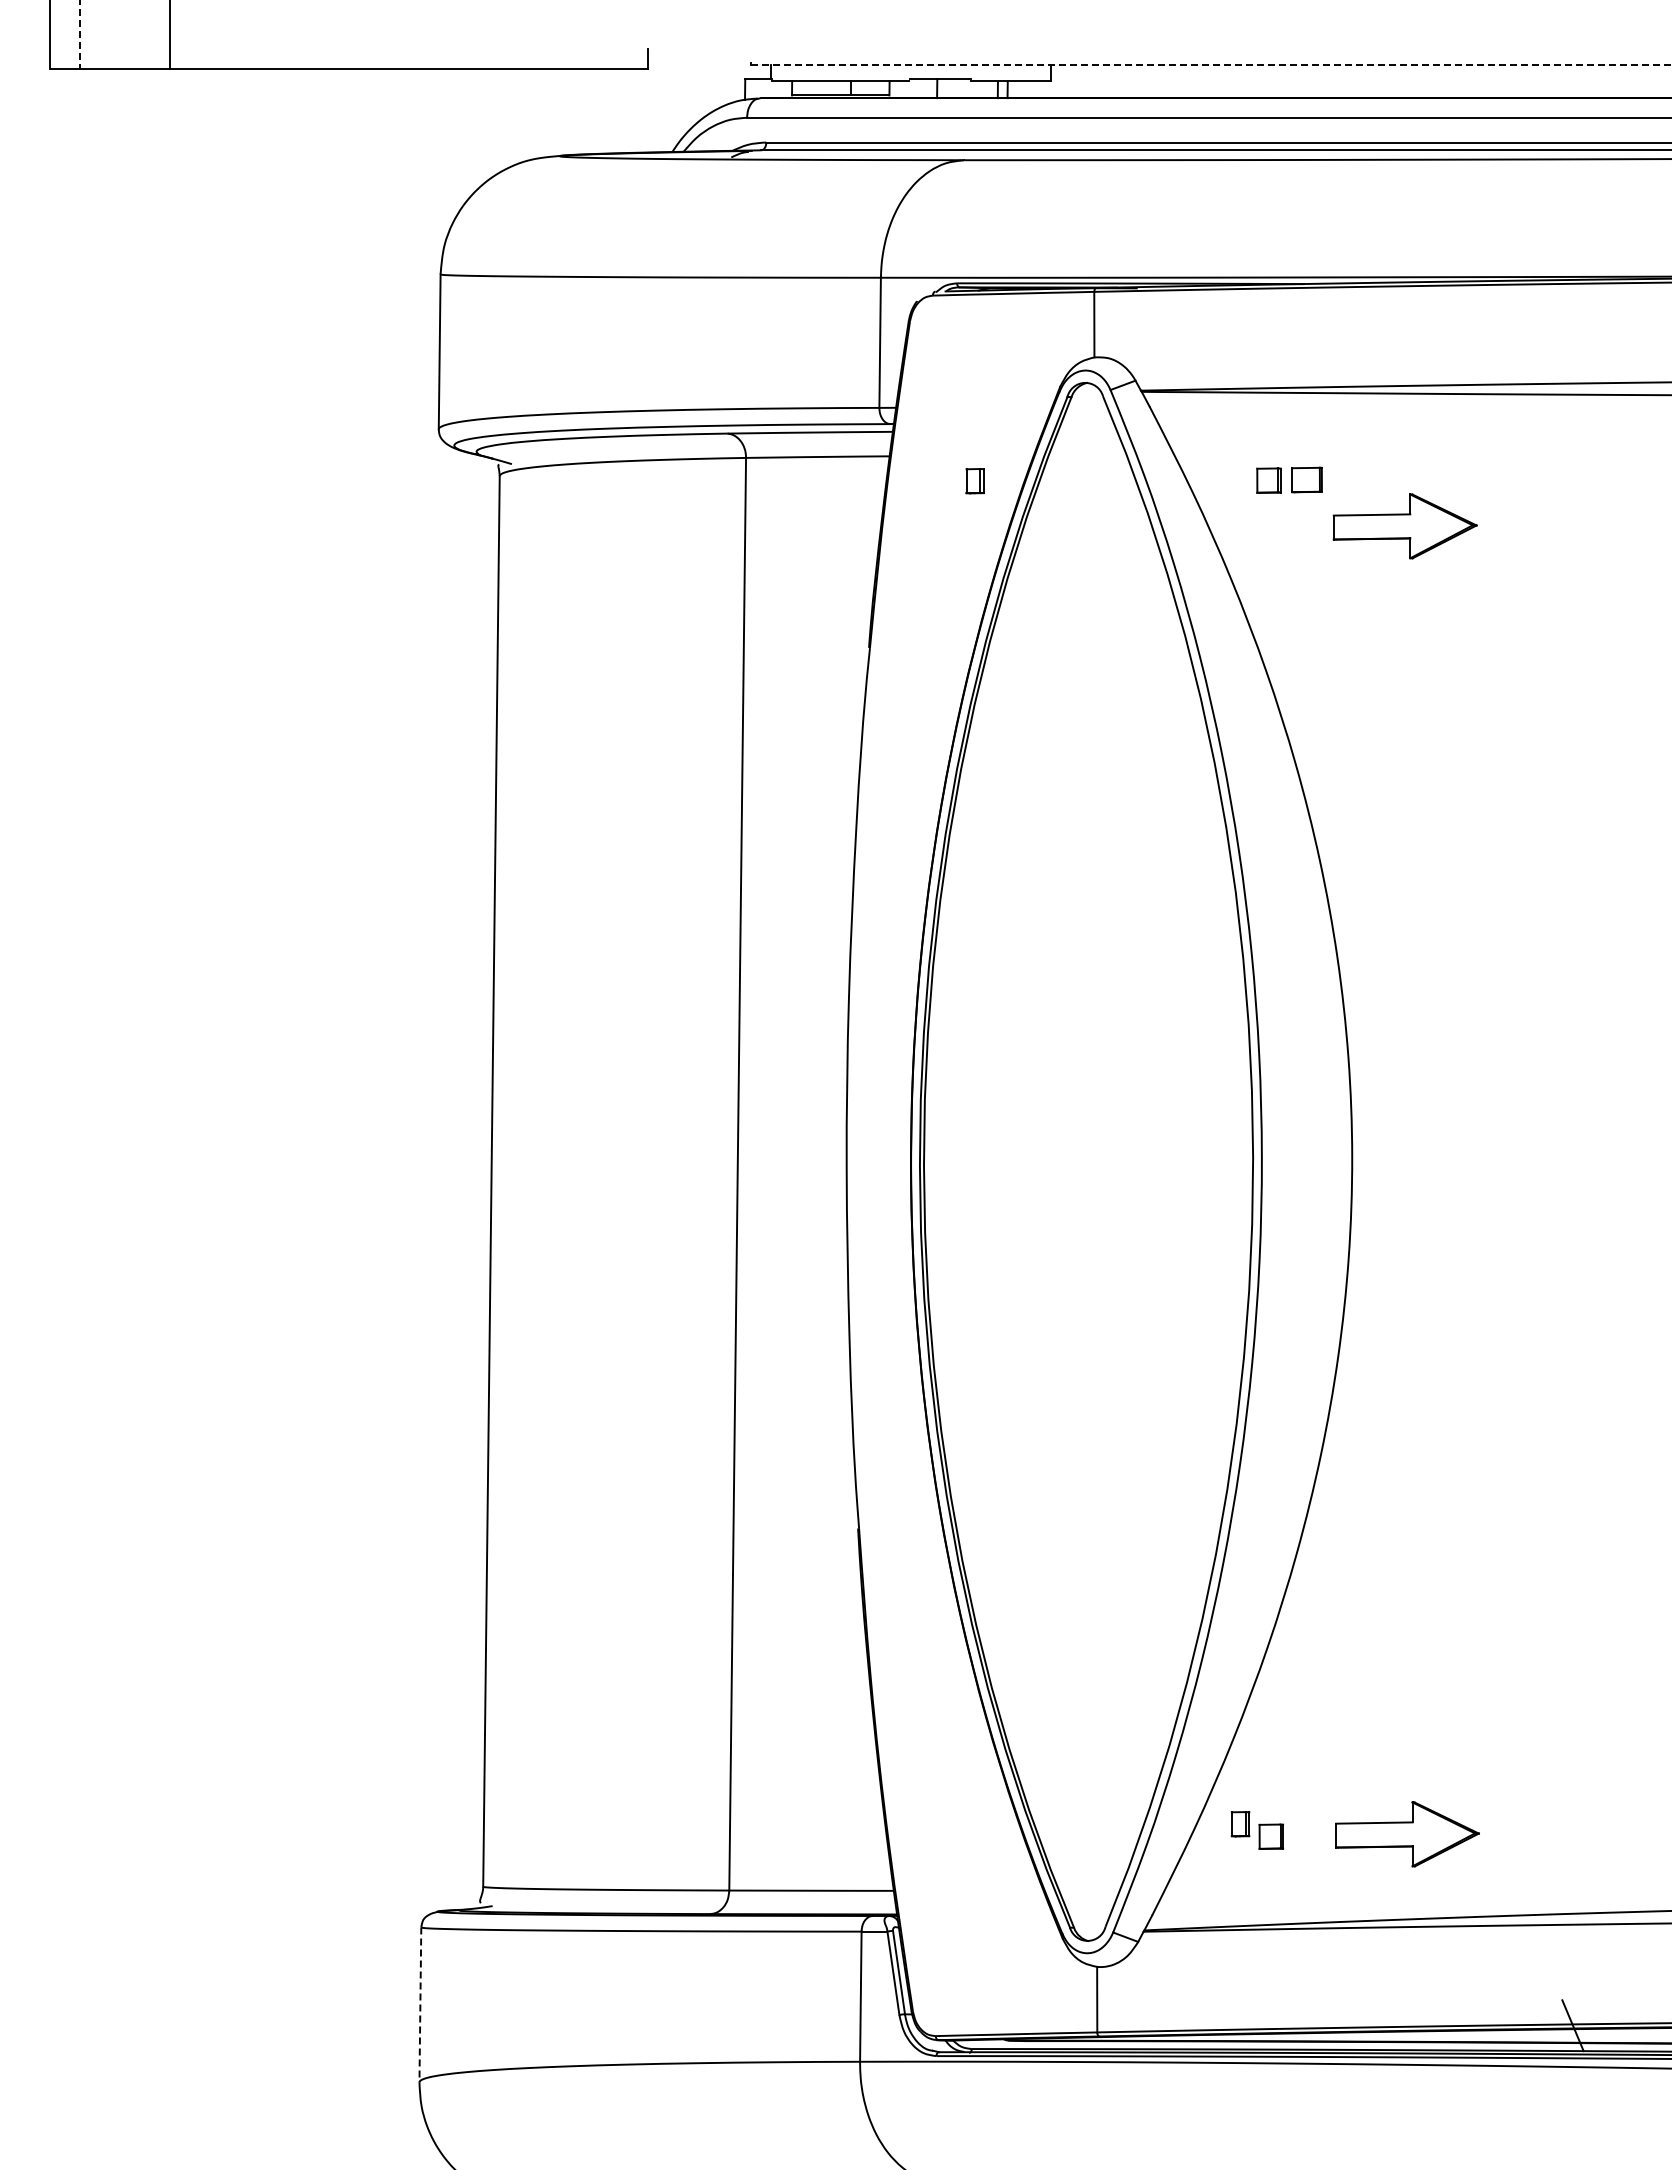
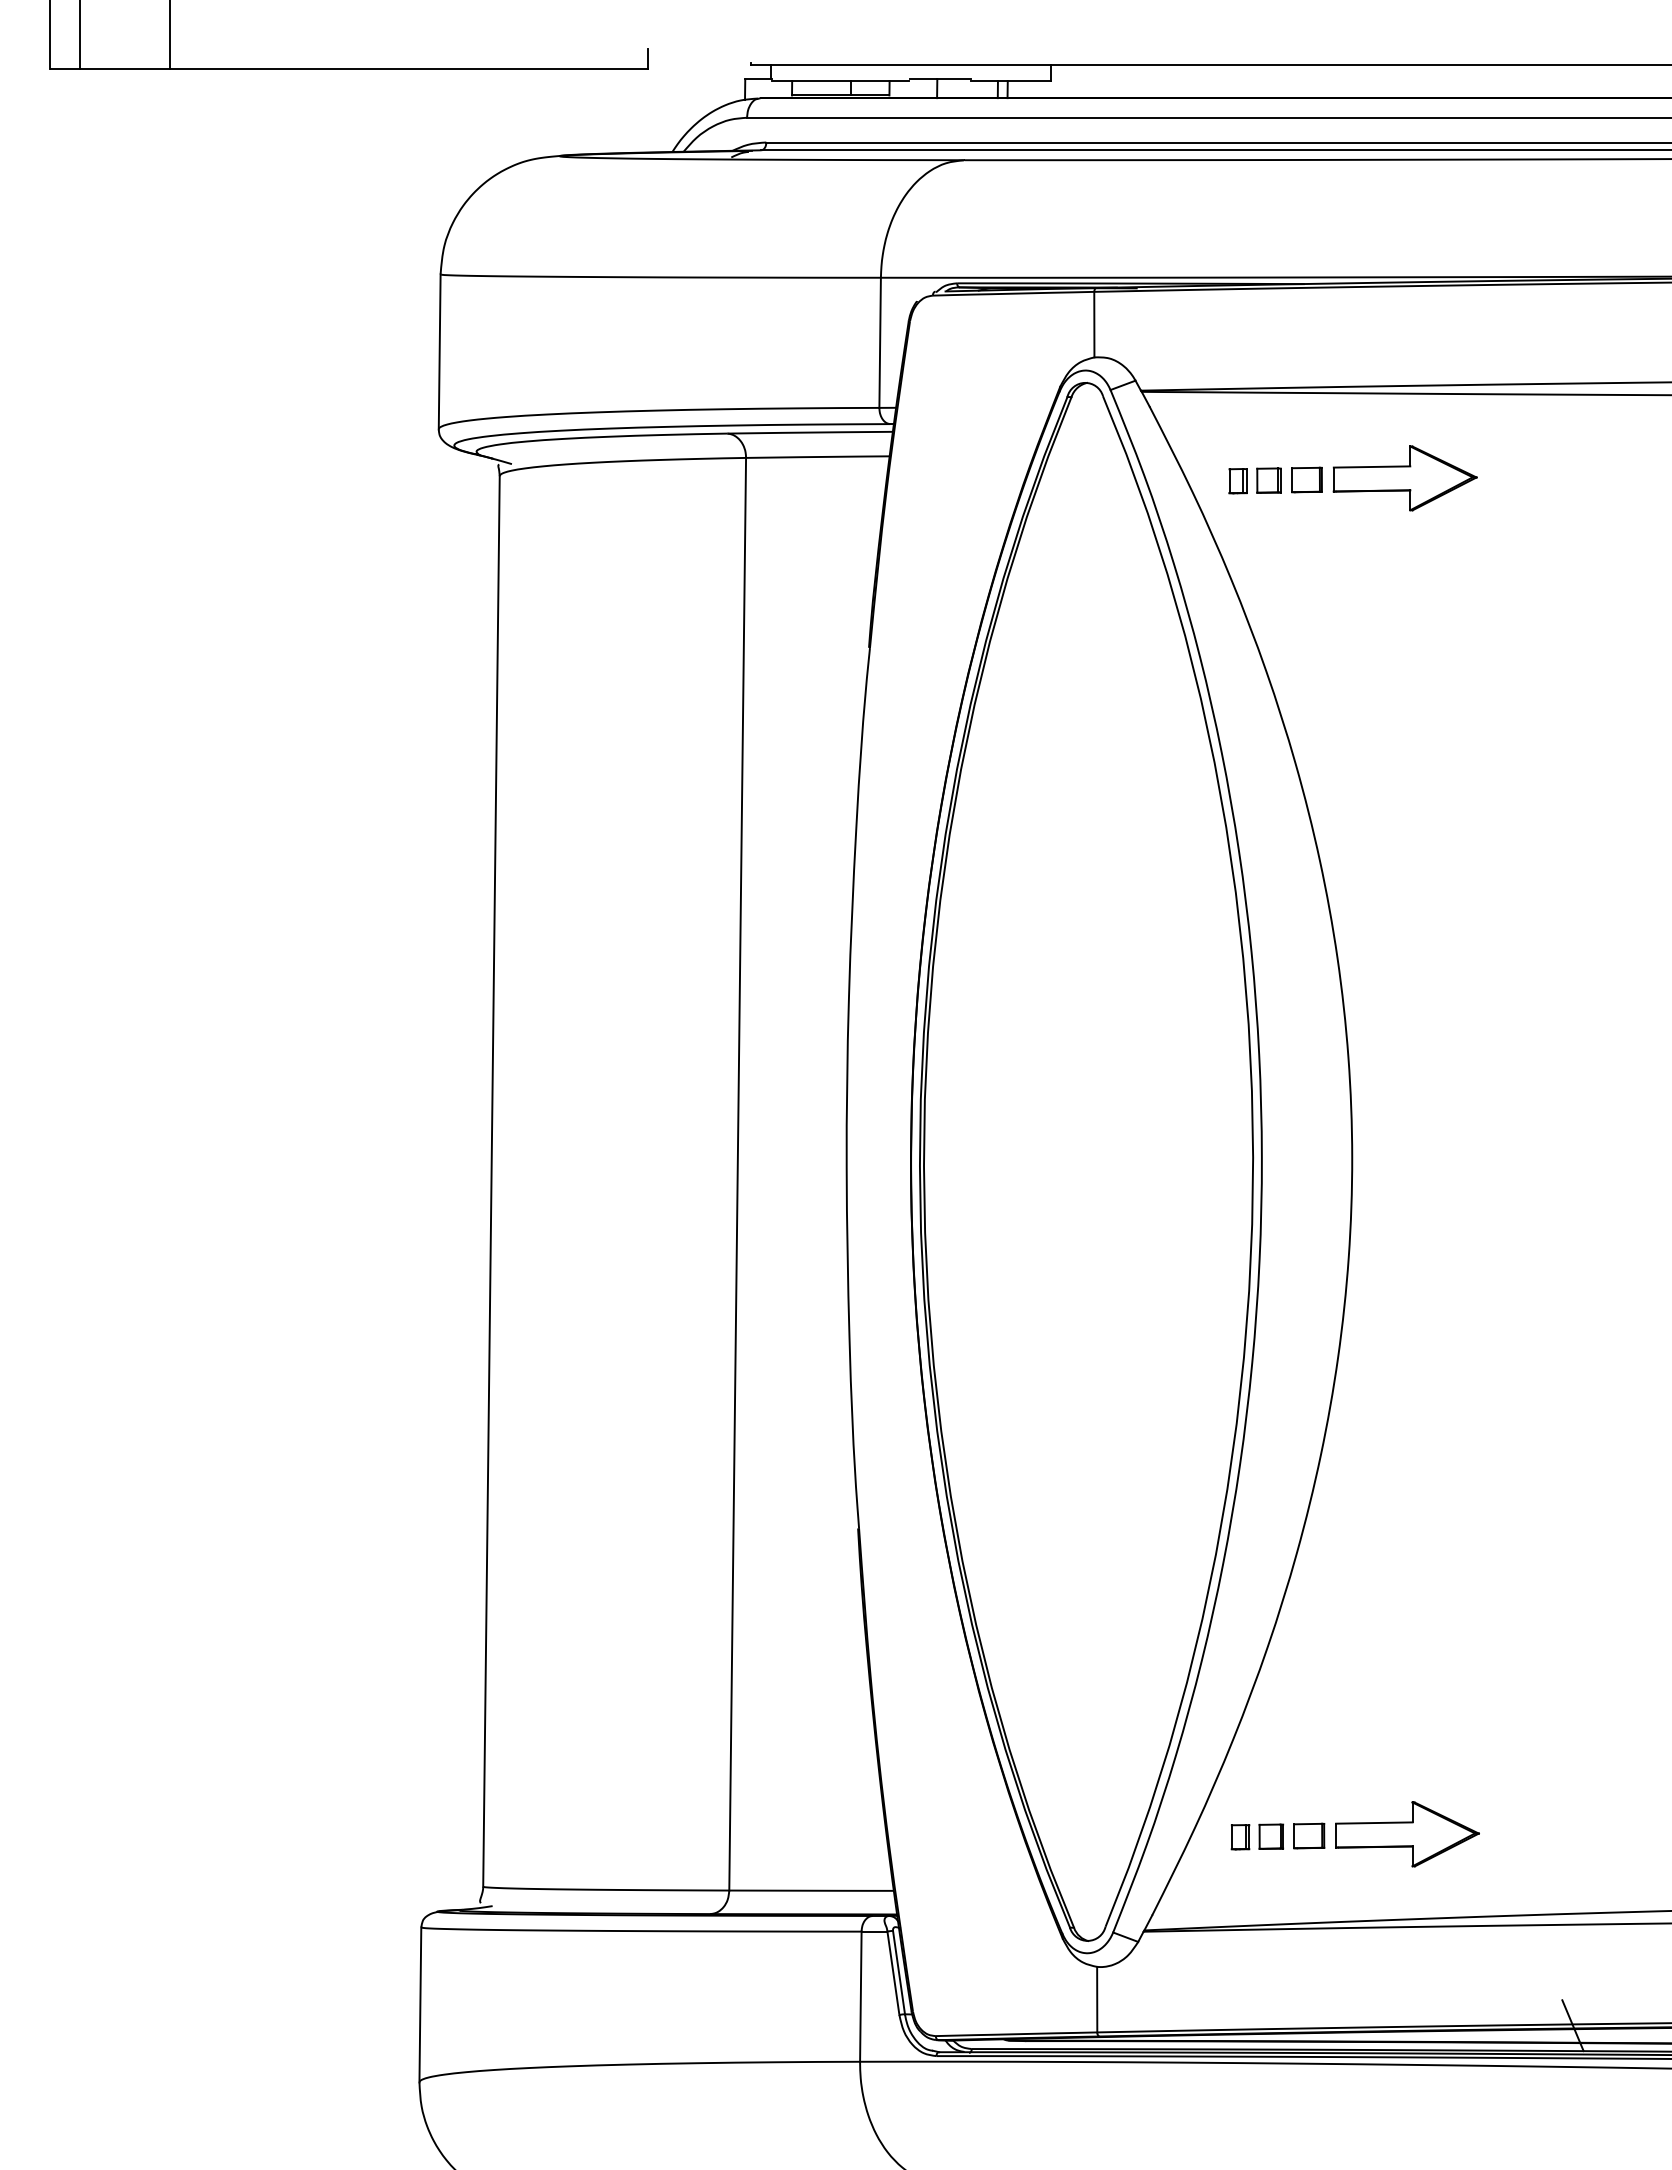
line: dashed -> solid (79, 35)
line: dashed -> solid (1211, 65)
part position: (974, 481) -> (1237, 481) (1237, 481)
part position: (1404, 526) -> (1404, 478) (1404, 478)
part position: (1240, 1824) -> (1240, 1837) (1240, 1837)
part: none -> present (1309, 1835)
line: dashed -> solid (420, 2005)
